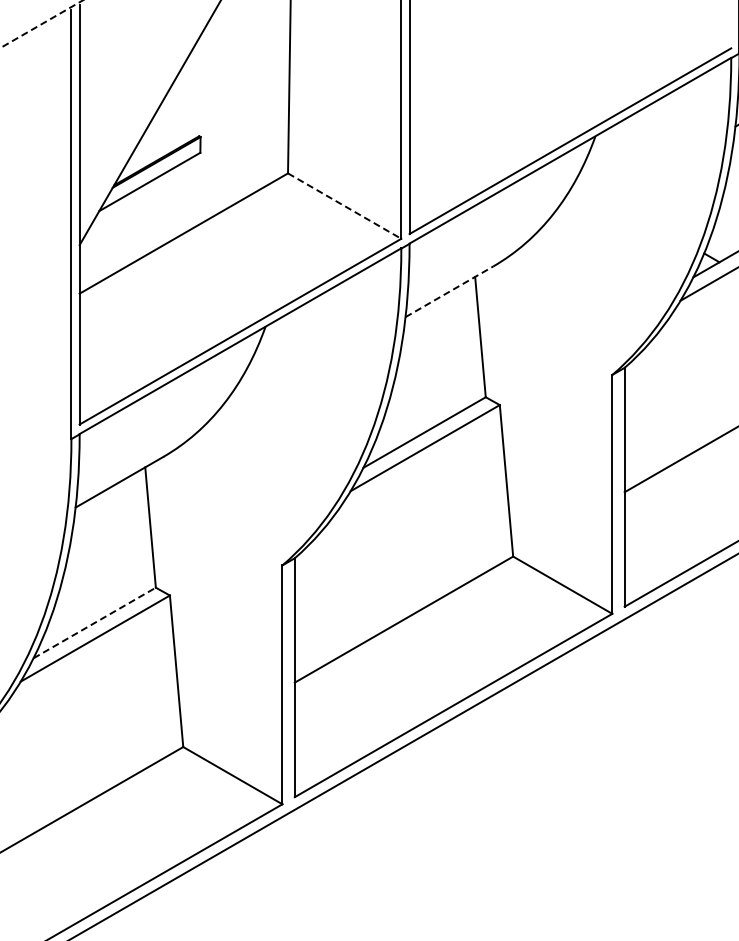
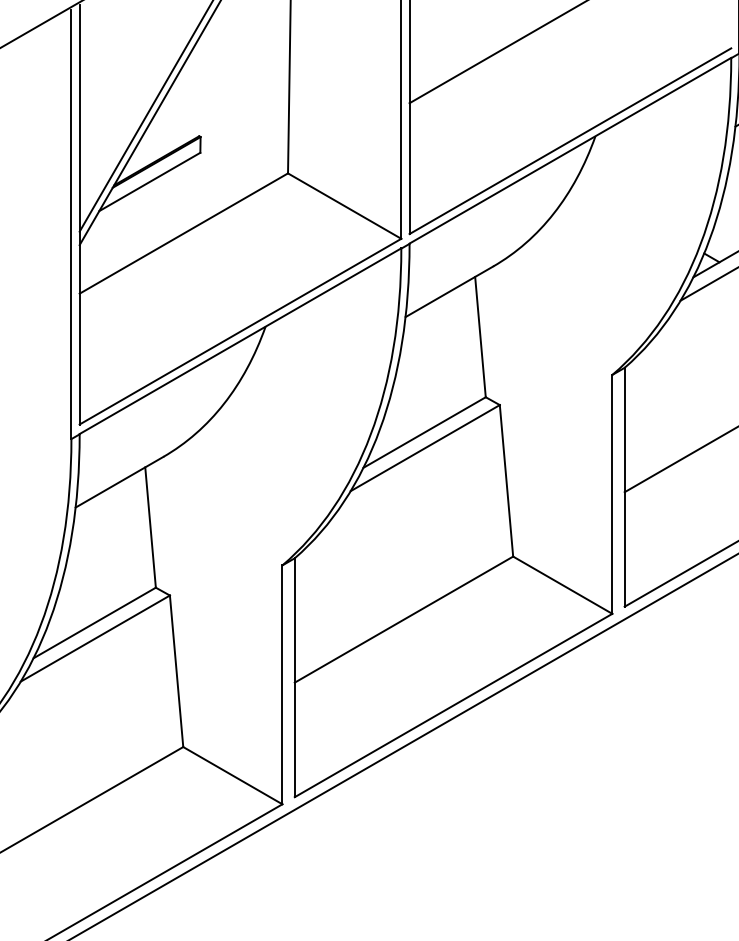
line: dashed -> solid (41, 24)
line: none -> present (496, 52)
line: none -> present (145, 116)
line: dashed -> solid (345, 206)
line: dashed -> solid (449, 291)
line: dashed -> solid (94, 622)
